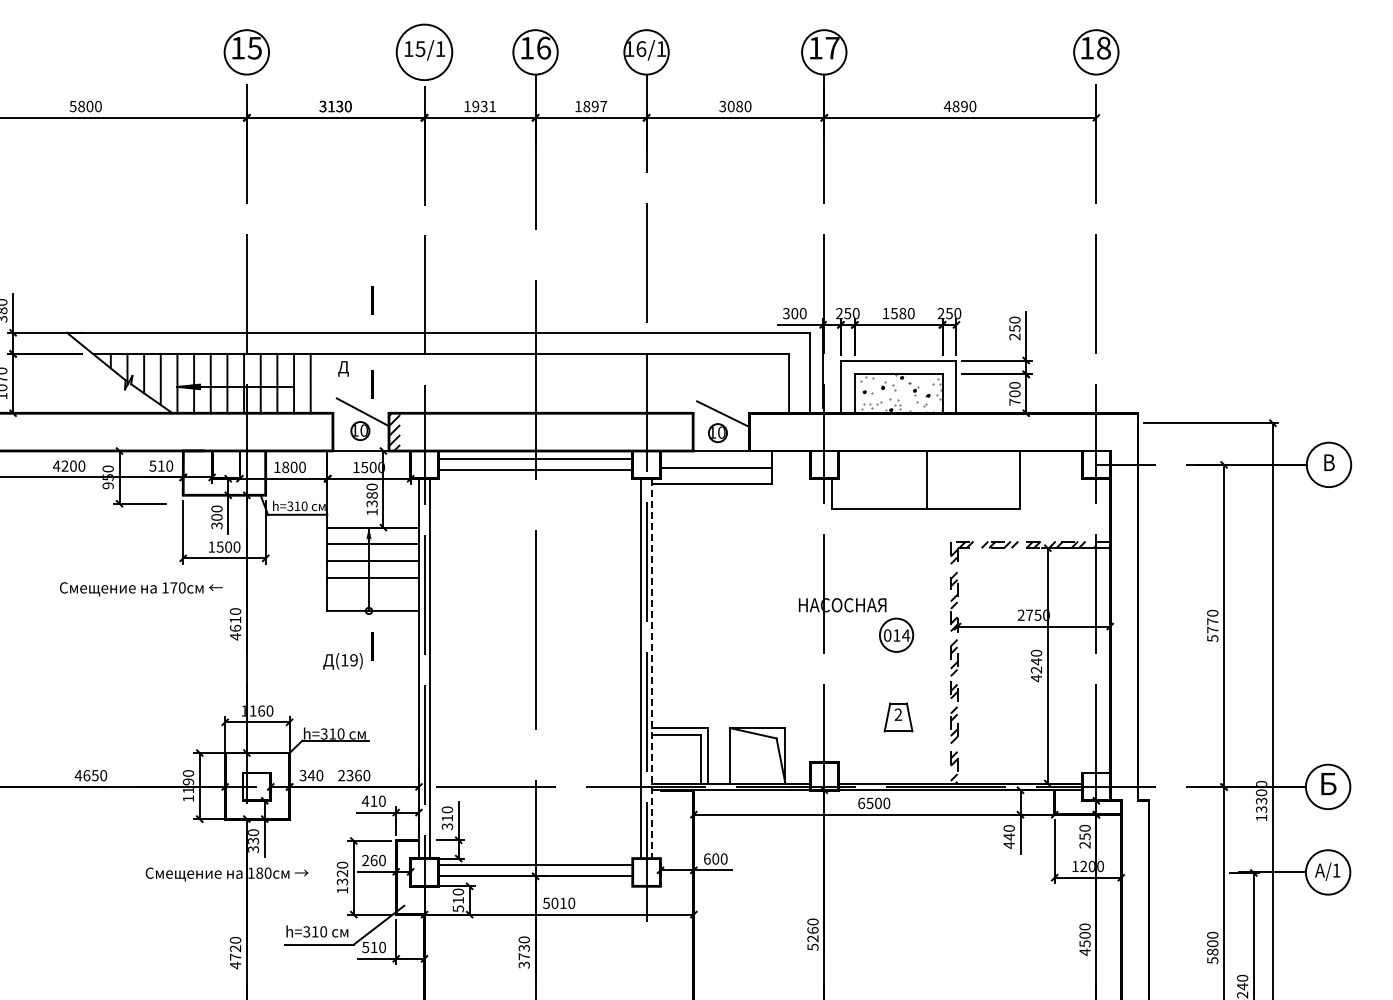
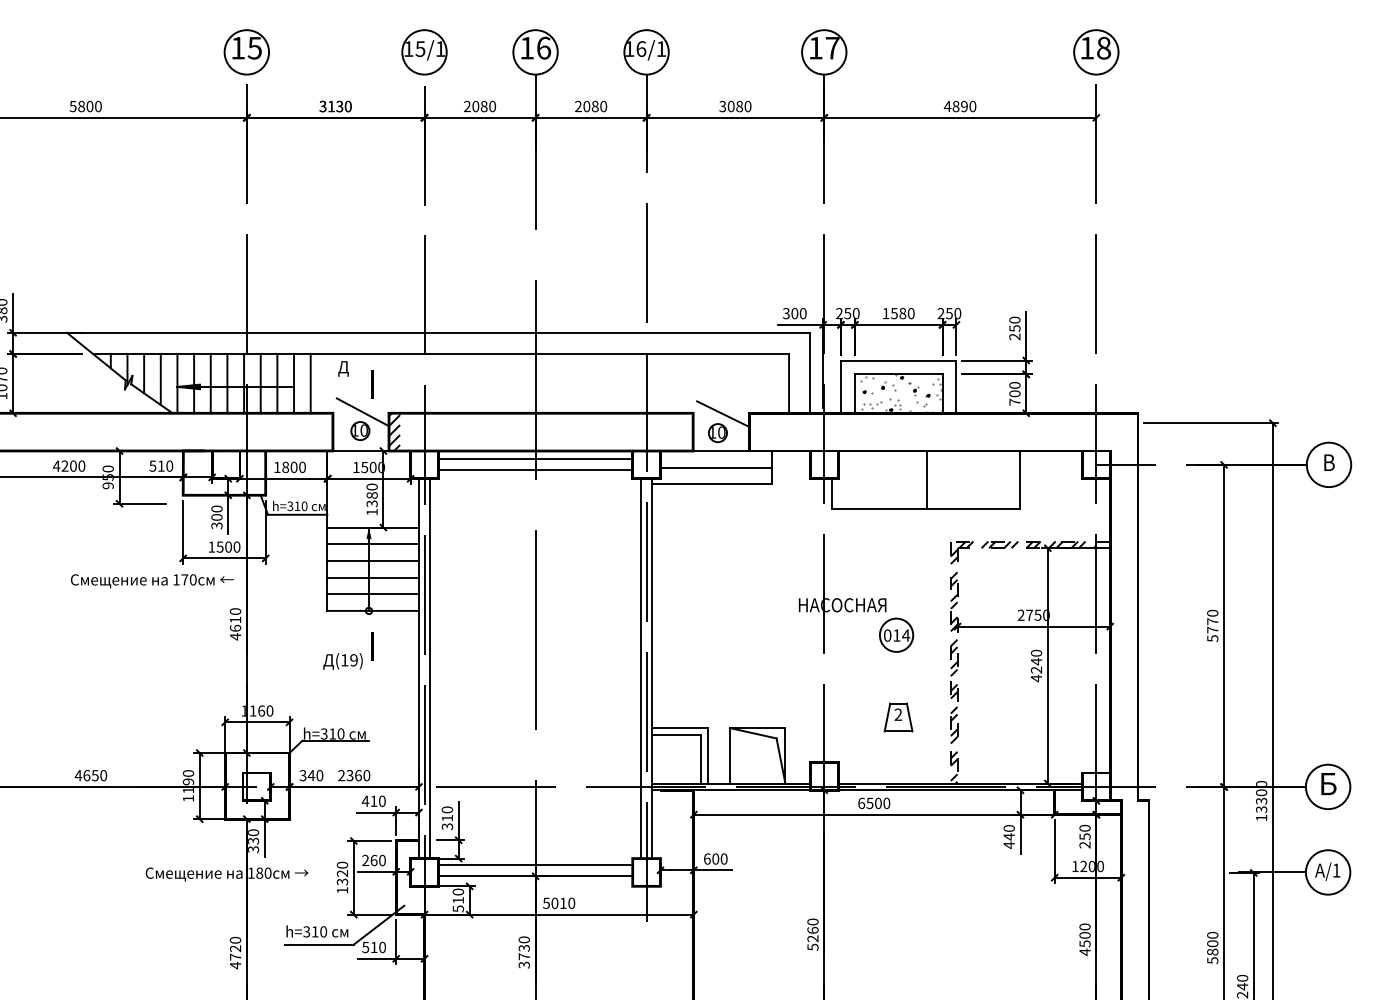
circle diameter: 56 px -> 44 px (424, 52)
text: 1931 -> 2080 (480, 106)
text: 1897 -> 2080 (591, 106)
line: present -> none (372, 300)
text position: (141, 589) -> (152, 581) (152, 581)
line: none -> present (372, 594)
line: dashed -> solid (652, 668)
